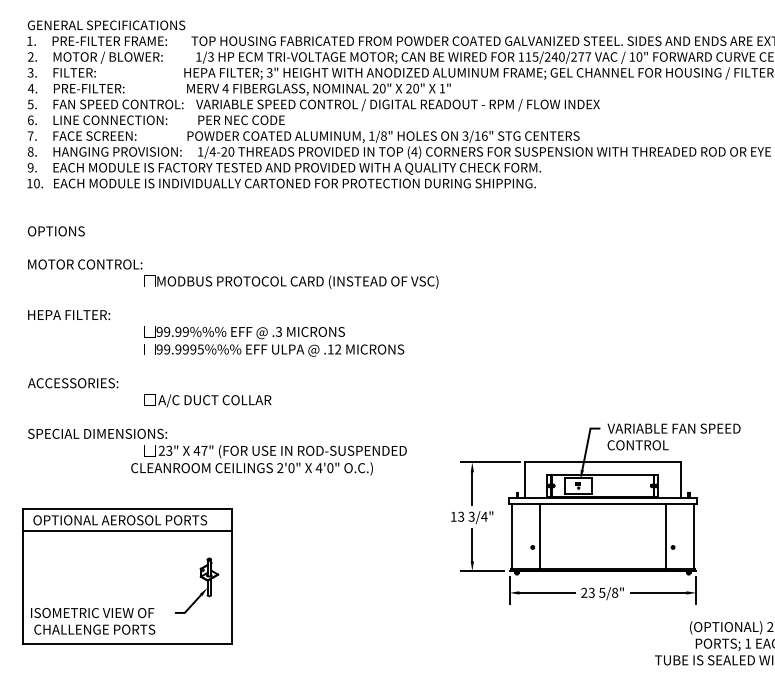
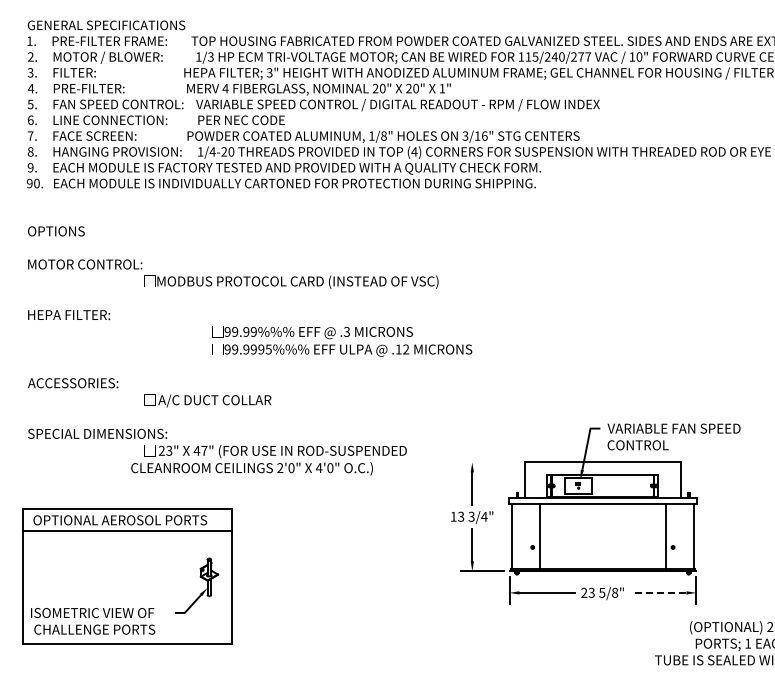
text: 10. -> 90. (29, 183)
text position: (274, 341) -> (342, 341) (342, 341)
line: present -> none (490, 462)
line: solid -> dashed (658, 592)
